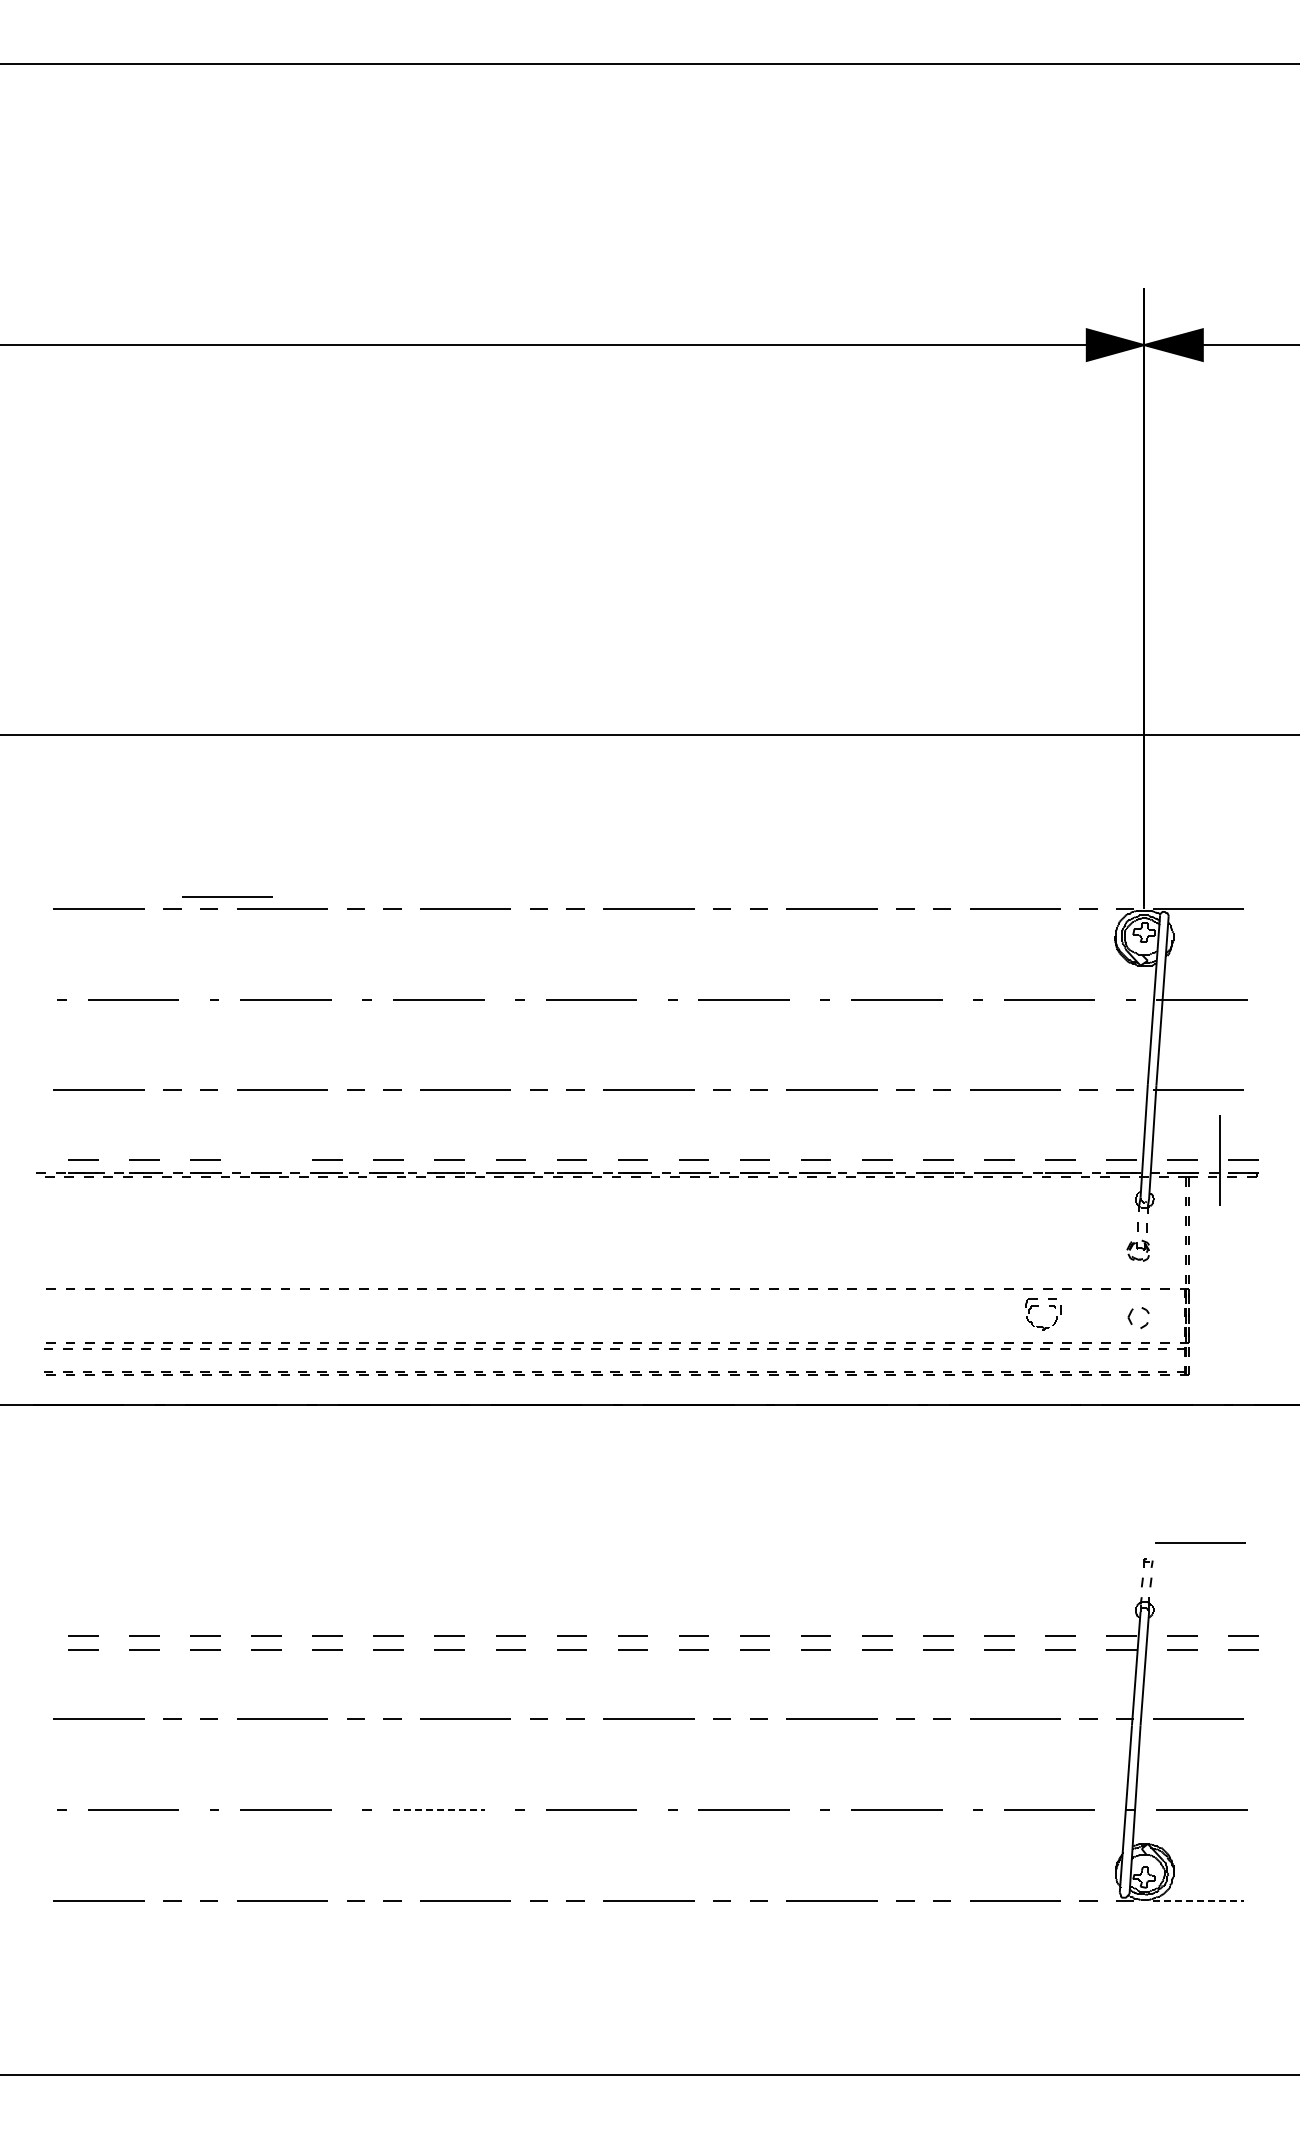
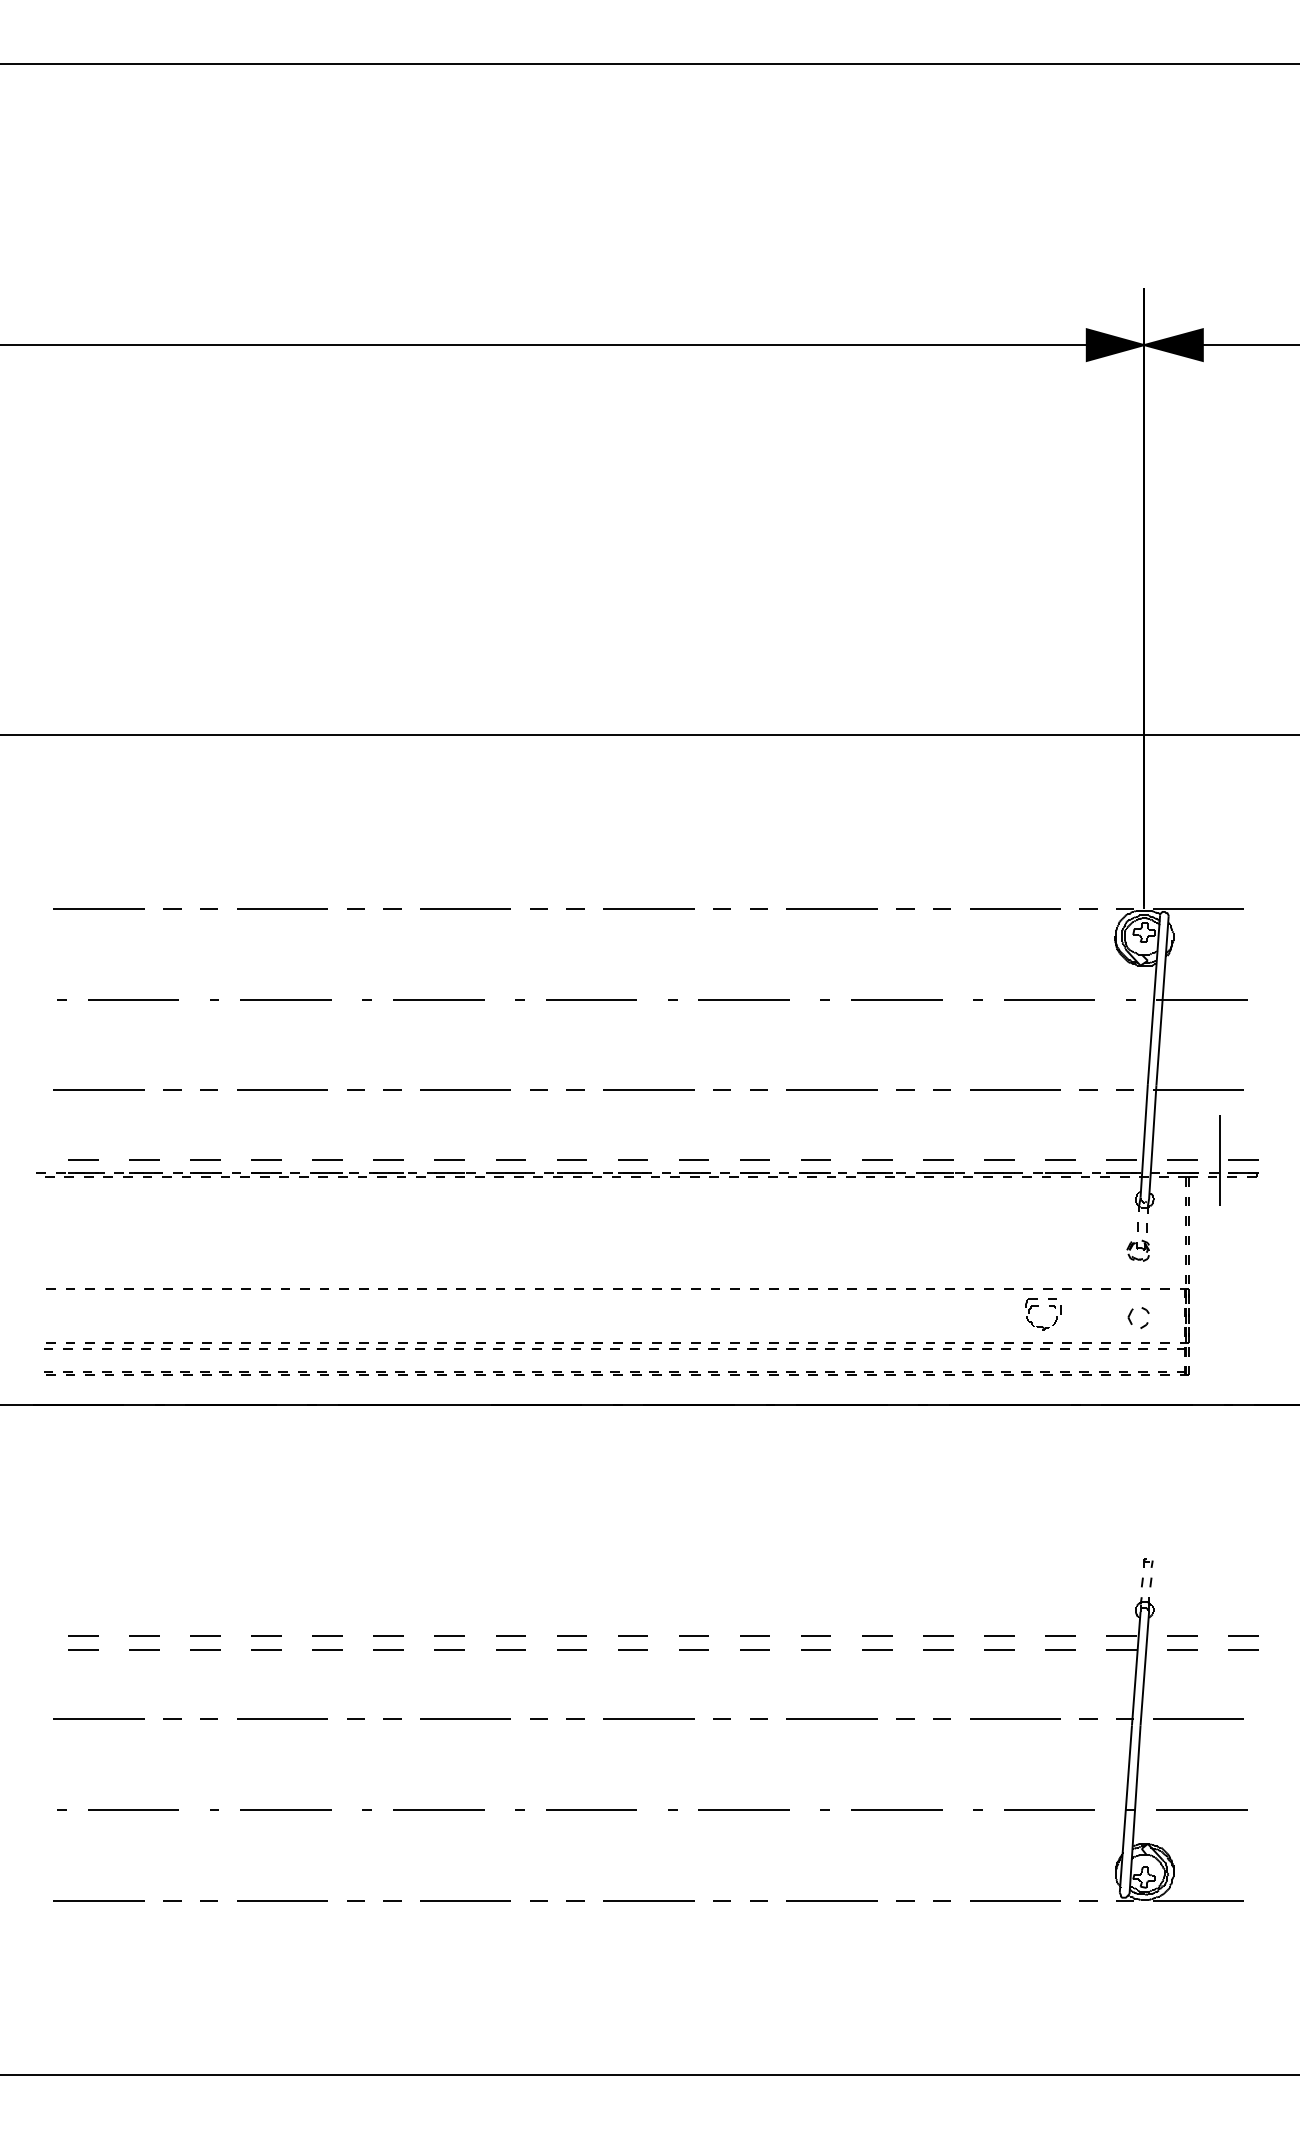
line: present -> none (227, 896)
line: none -> present (266, 1159)
line: present -> none (1200, 1542)
line: dashed -> solid (438, 1809)
line: dashed -> solid (1198, 1901)
